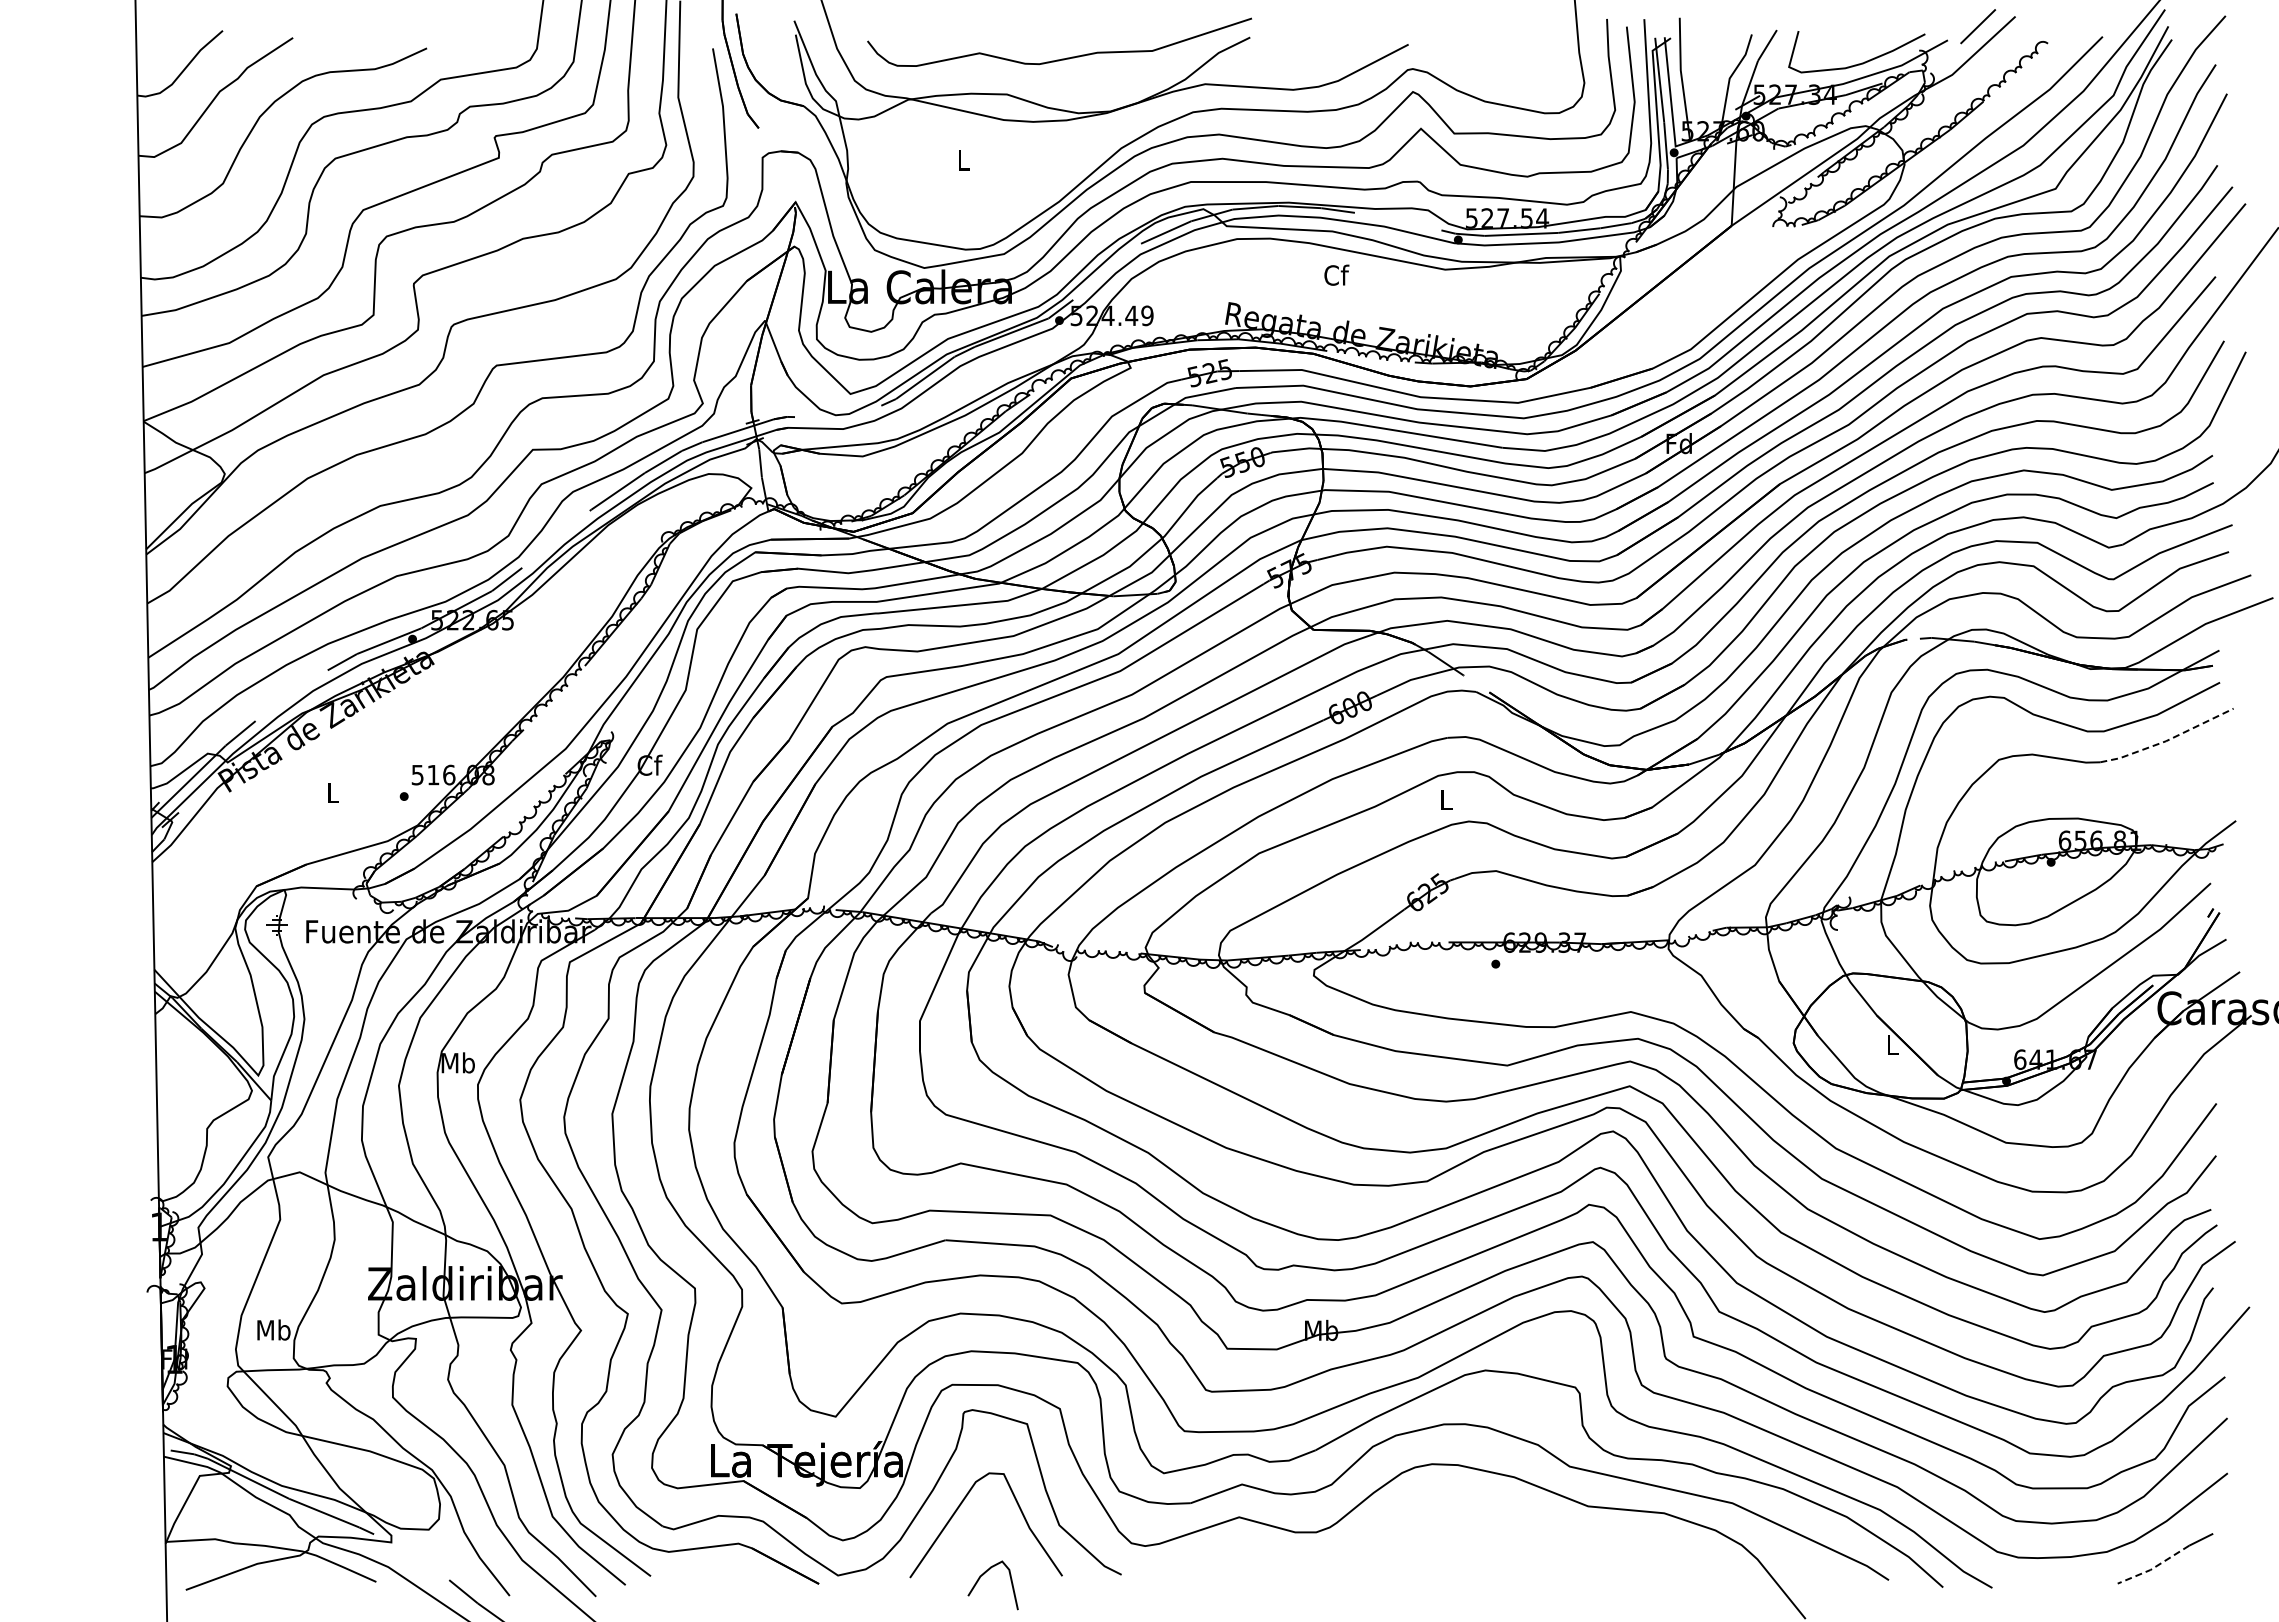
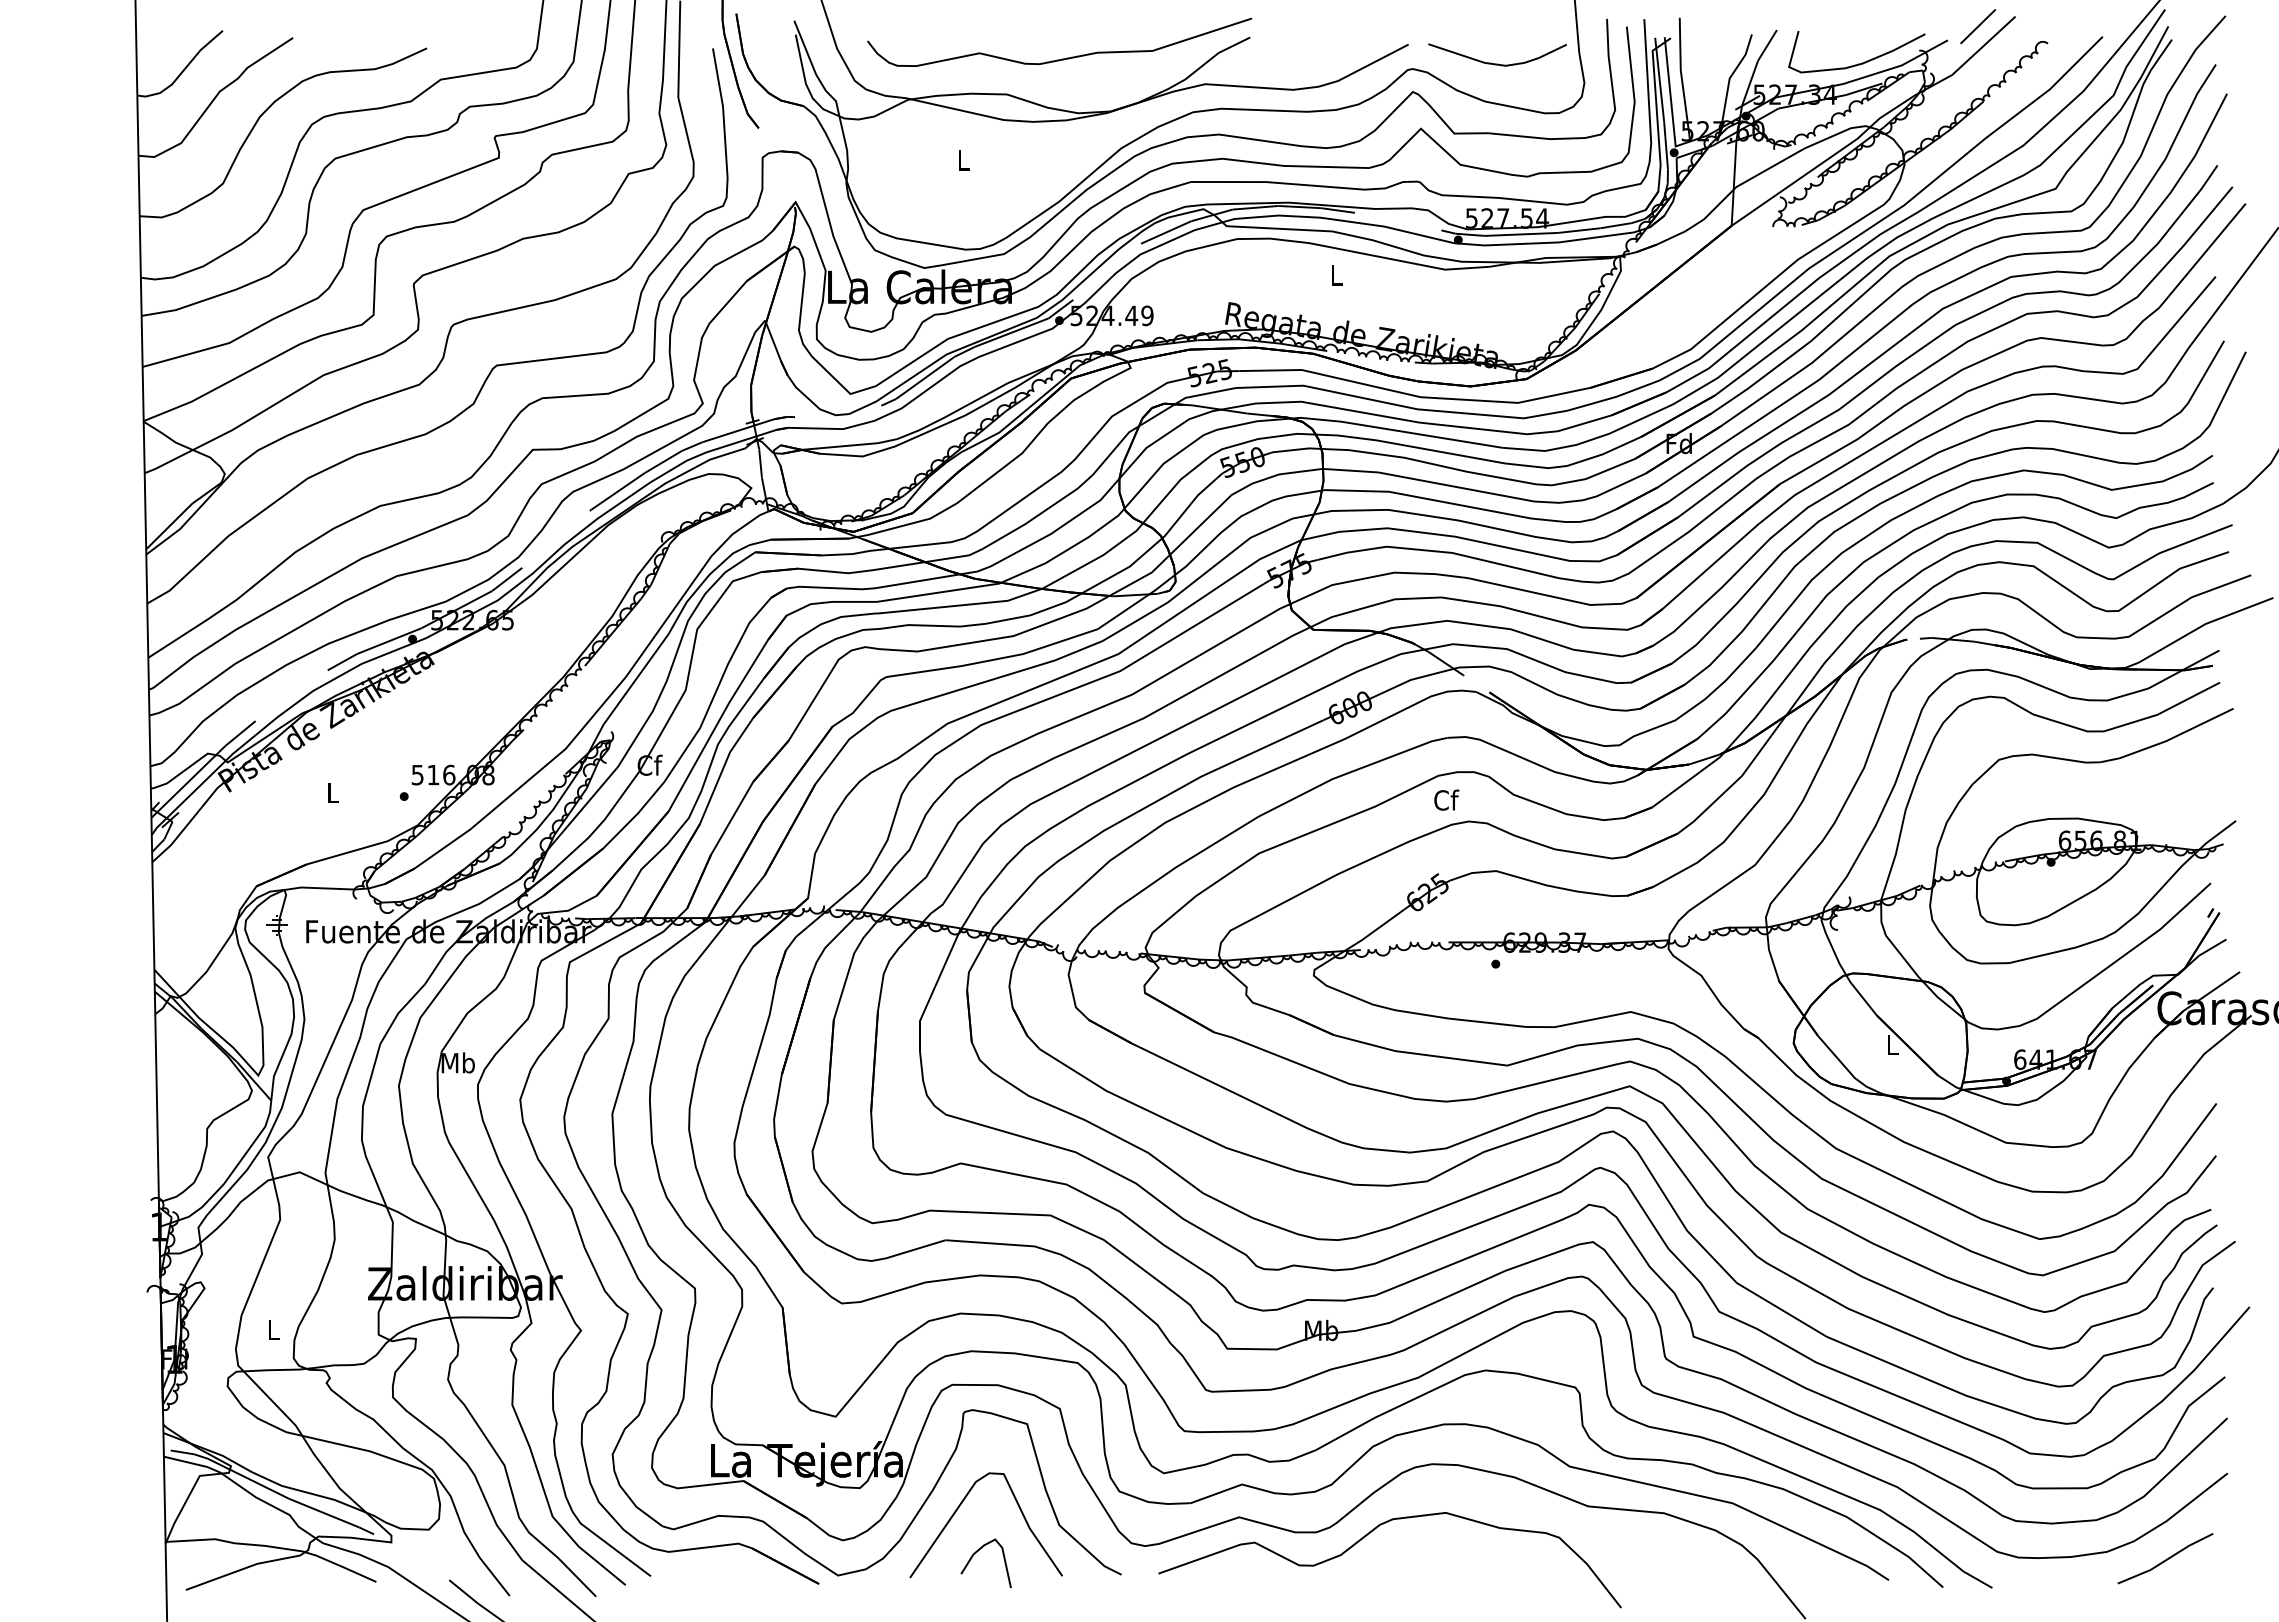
curve: none -> present (1497, 63)
text: Cf -> L (1336, 274)
line: dashed -> solid (2167, 740)
text: L -> Cf (1446, 799)
text: Mb -> L (273, 1329)
curve: none -> present (1369, 1534)
line: dashed -> solid (2153, 1567)
curve position: (983, 1575) -> (976, 1553) (976, 1553)
